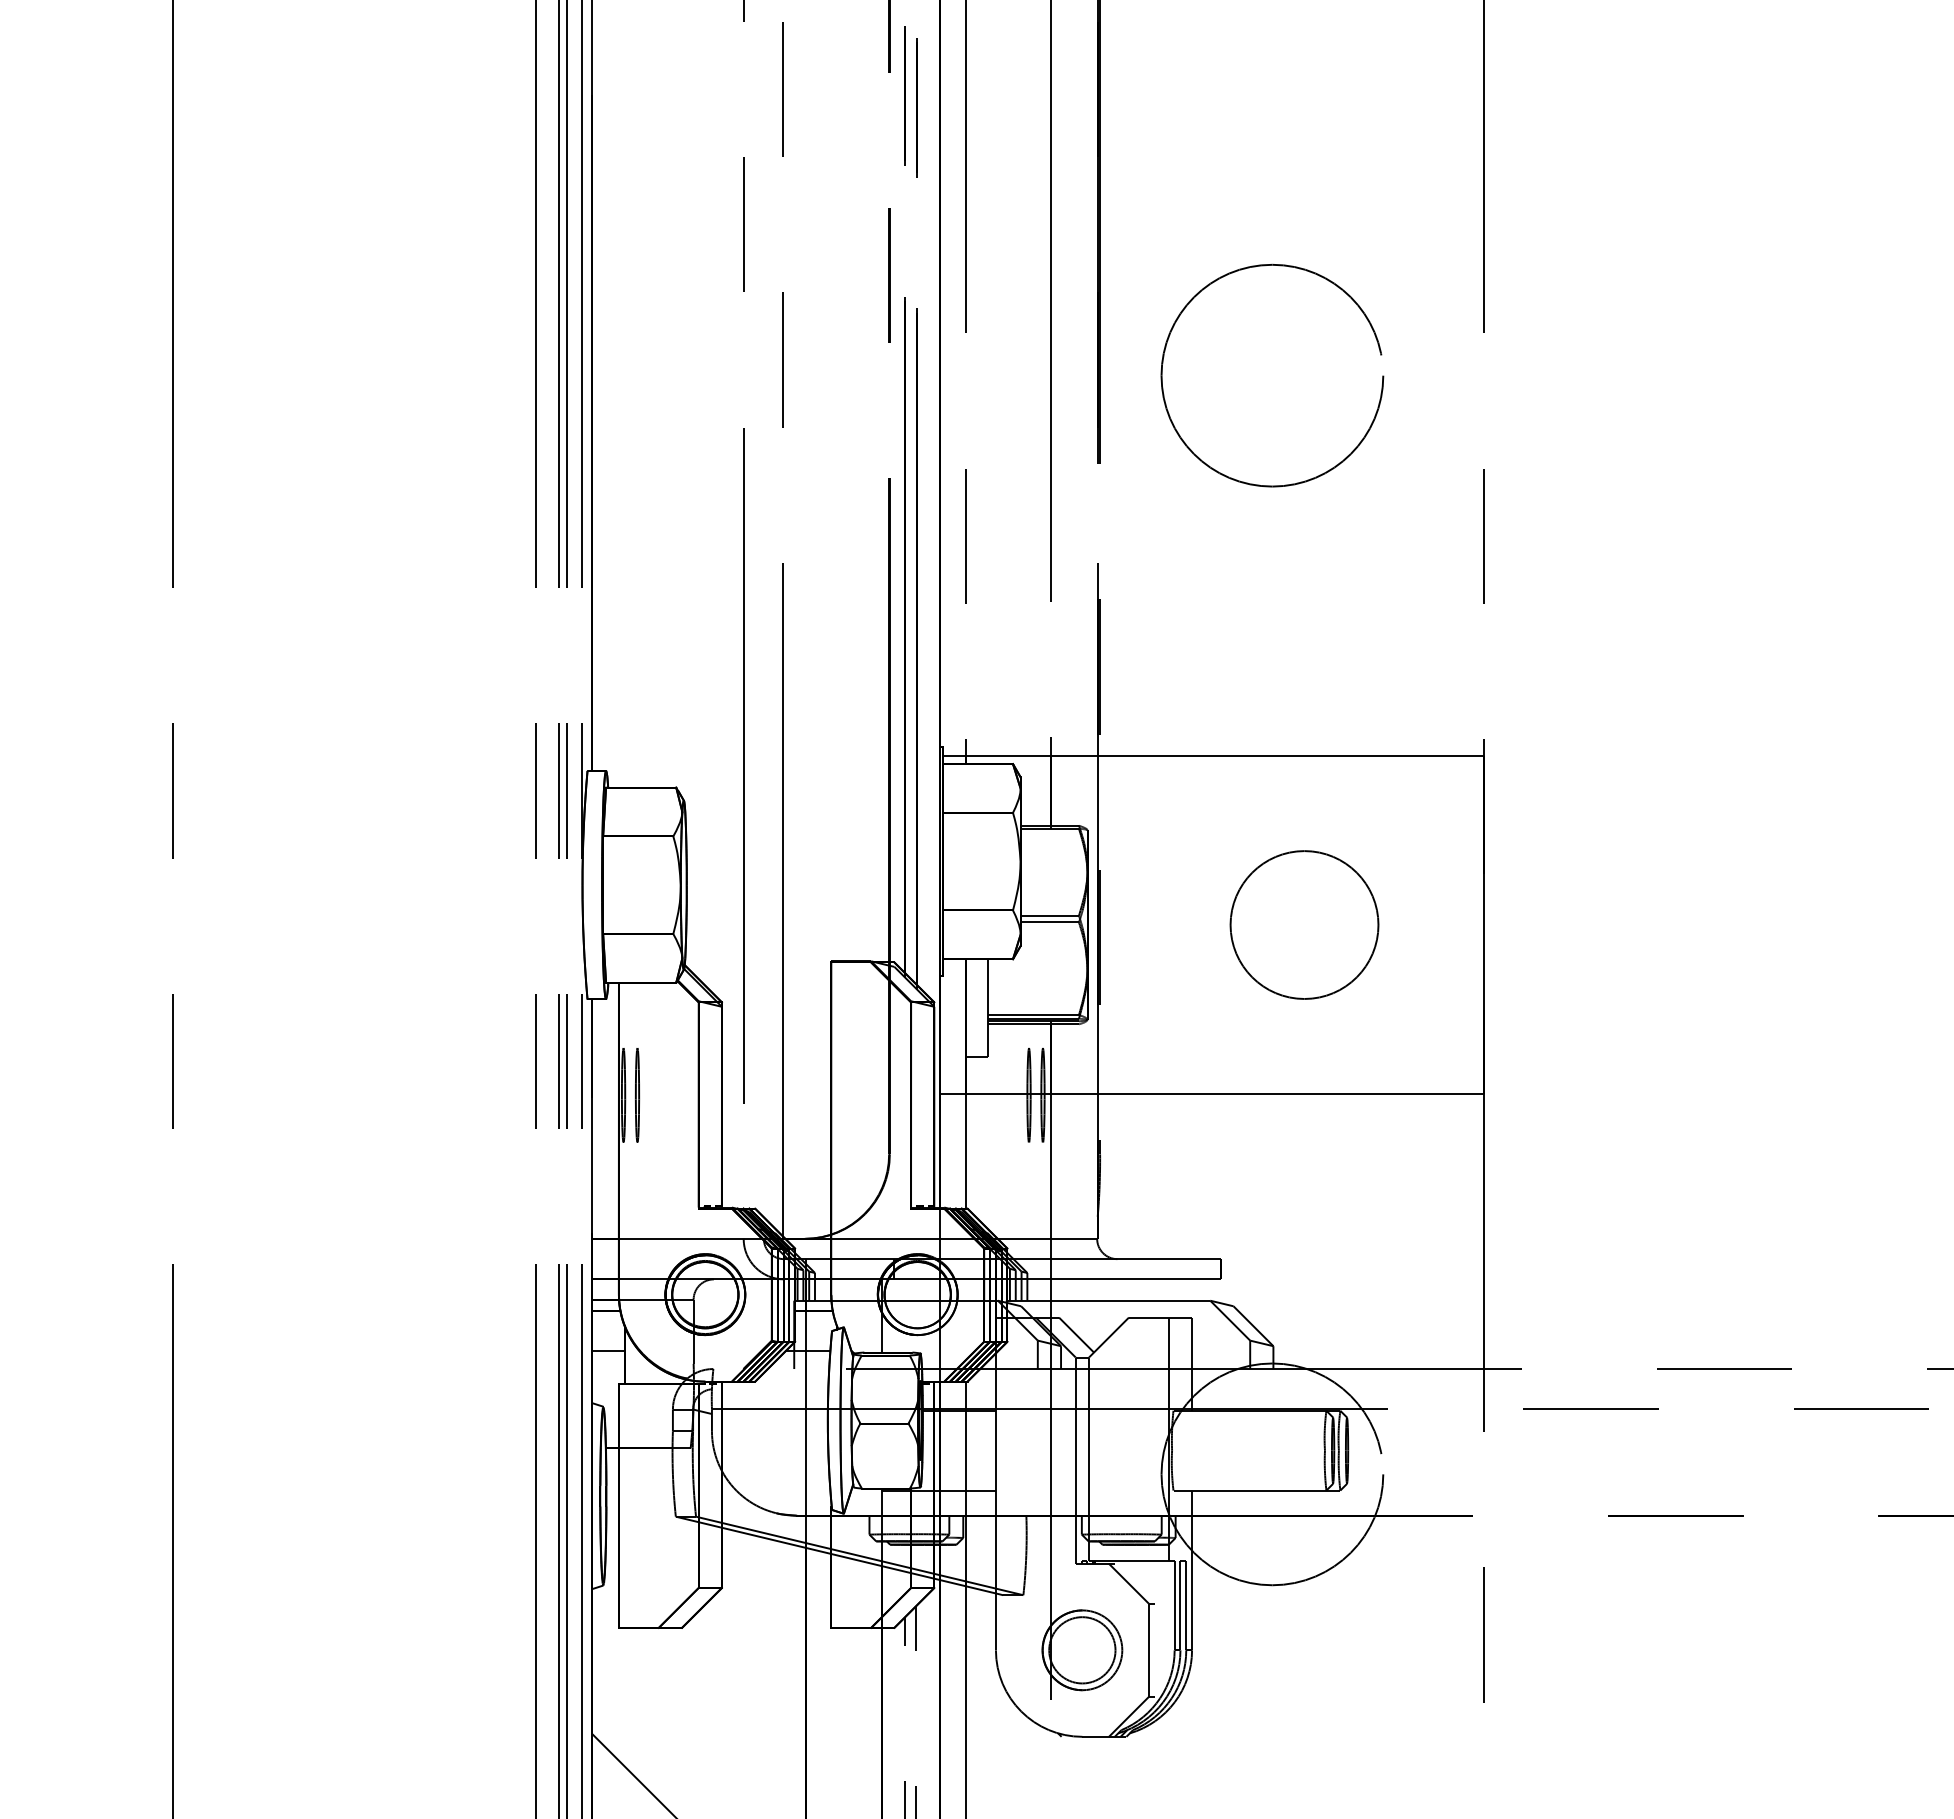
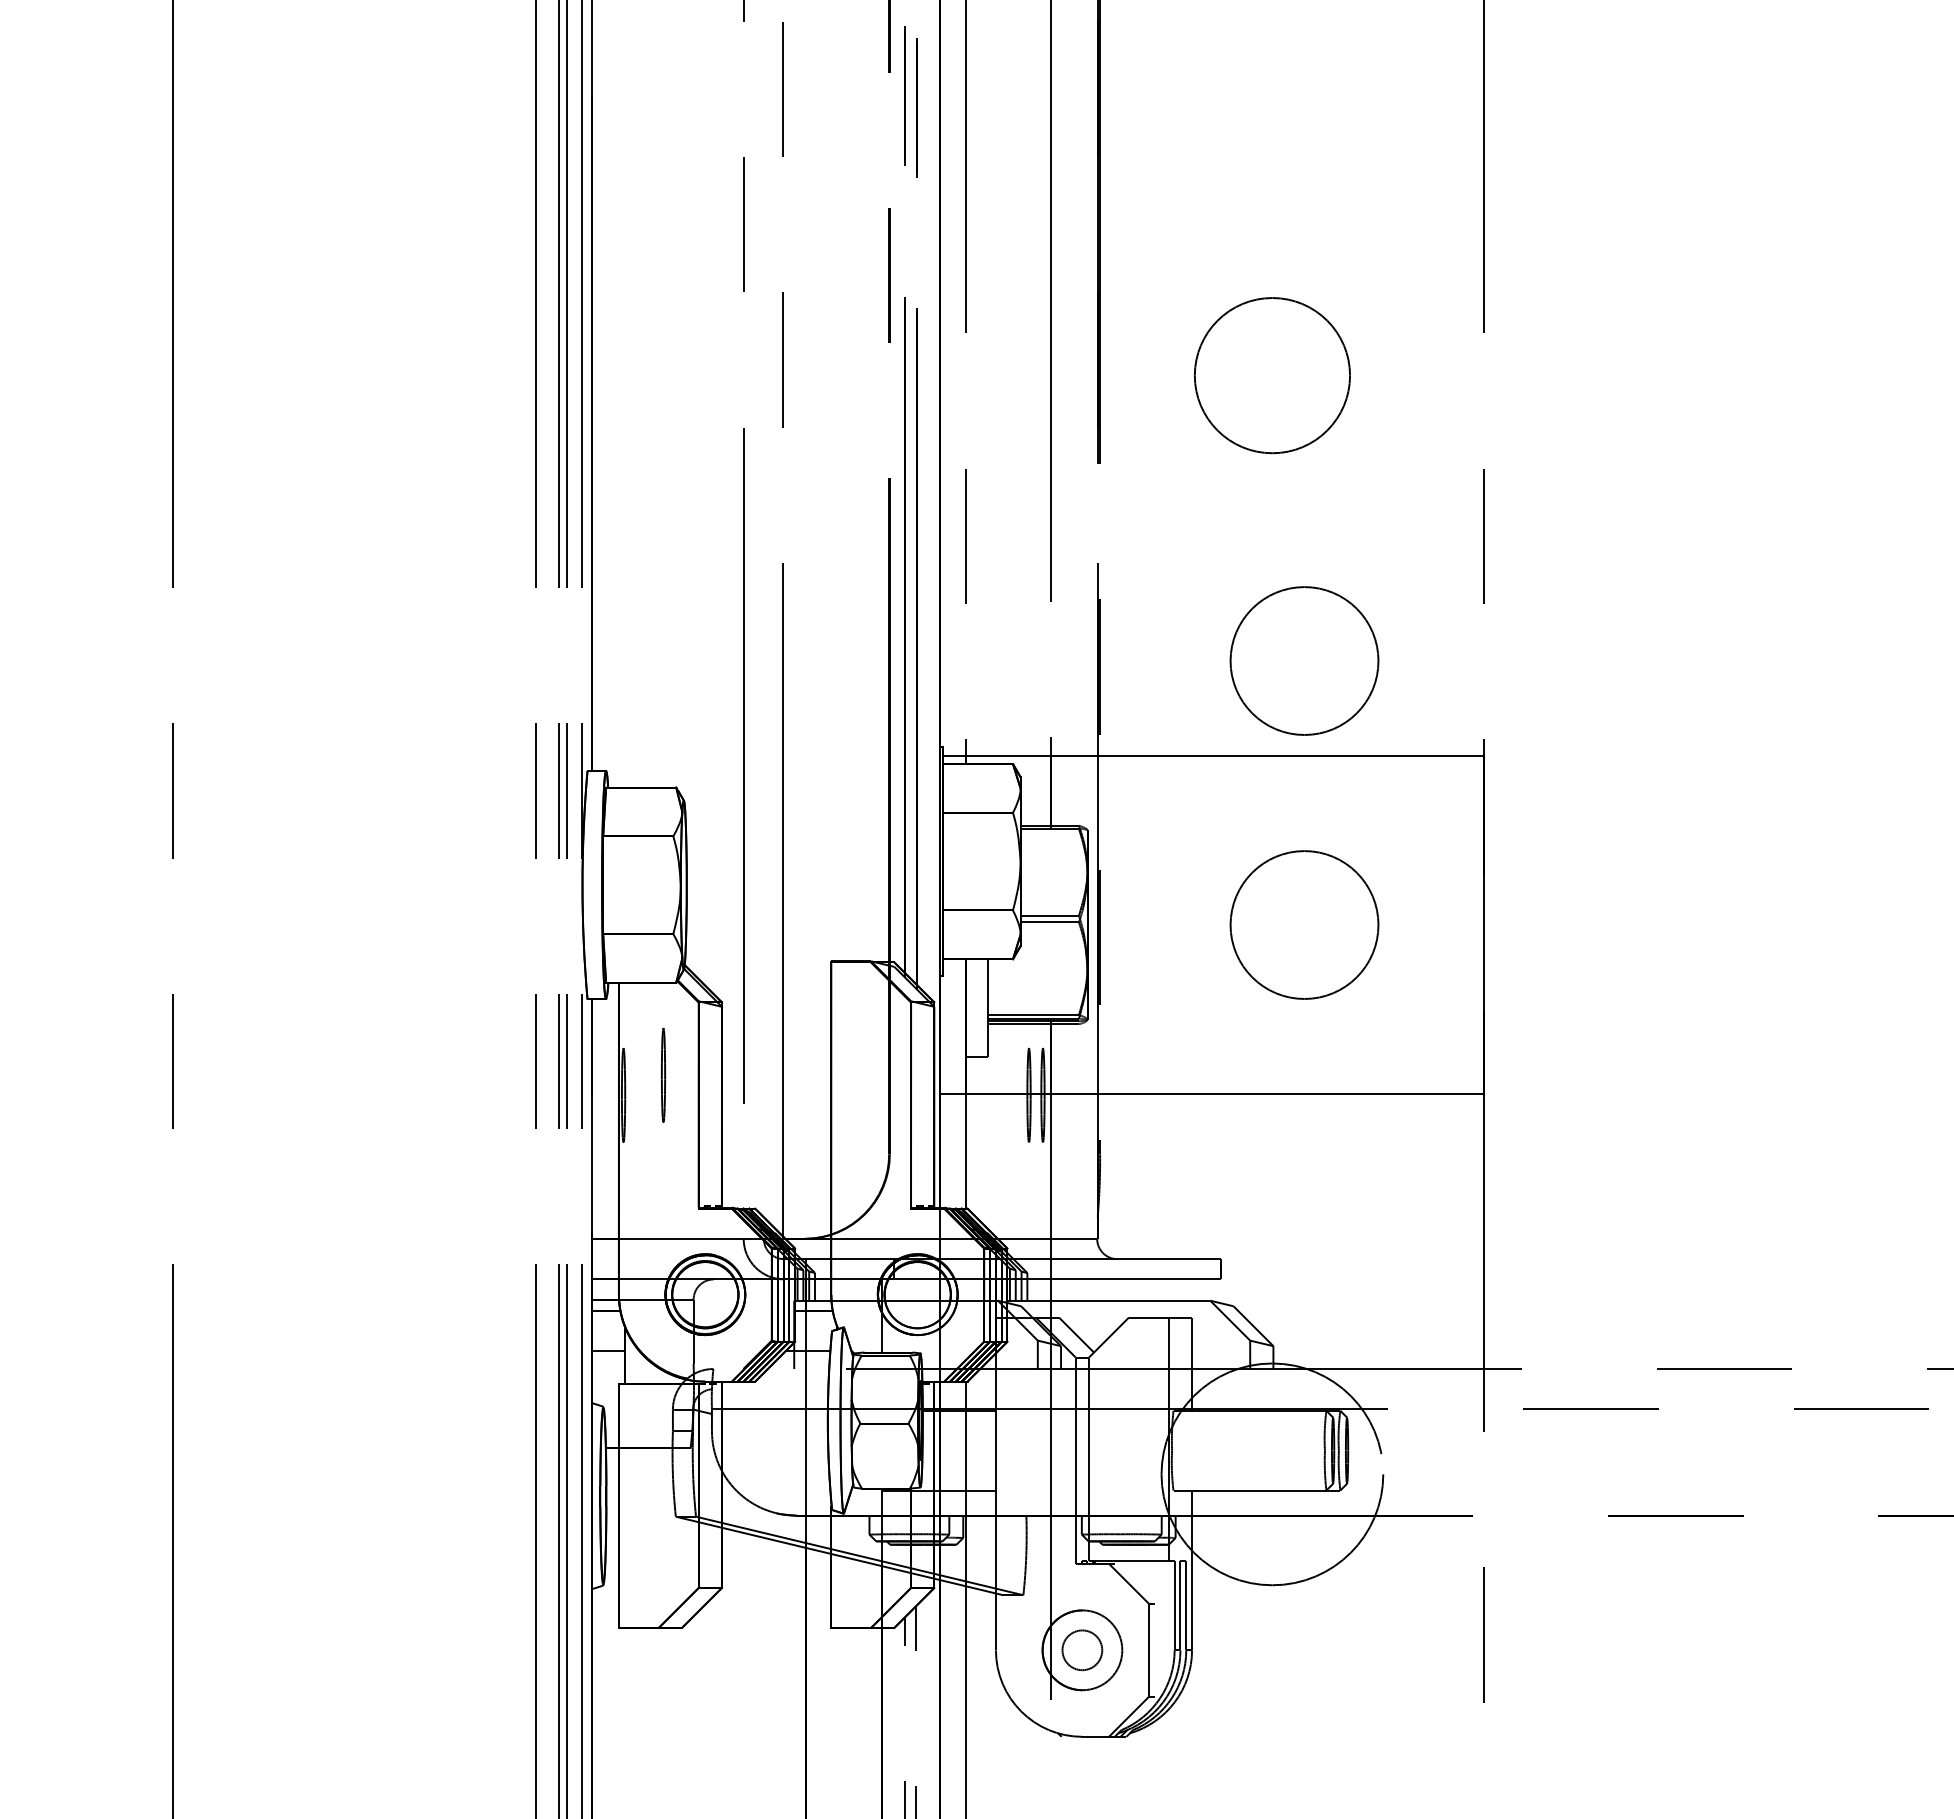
circle size: 225x225 px -> 157x158 px (1272, 375)
circle: none -> present (1304, 660)
line position: (636, 1095) -> (662, 1075) (662, 1075)
circle diameter: 66 px -> 40 px (1082, 1650)
line: present -> none (633, 1774)
